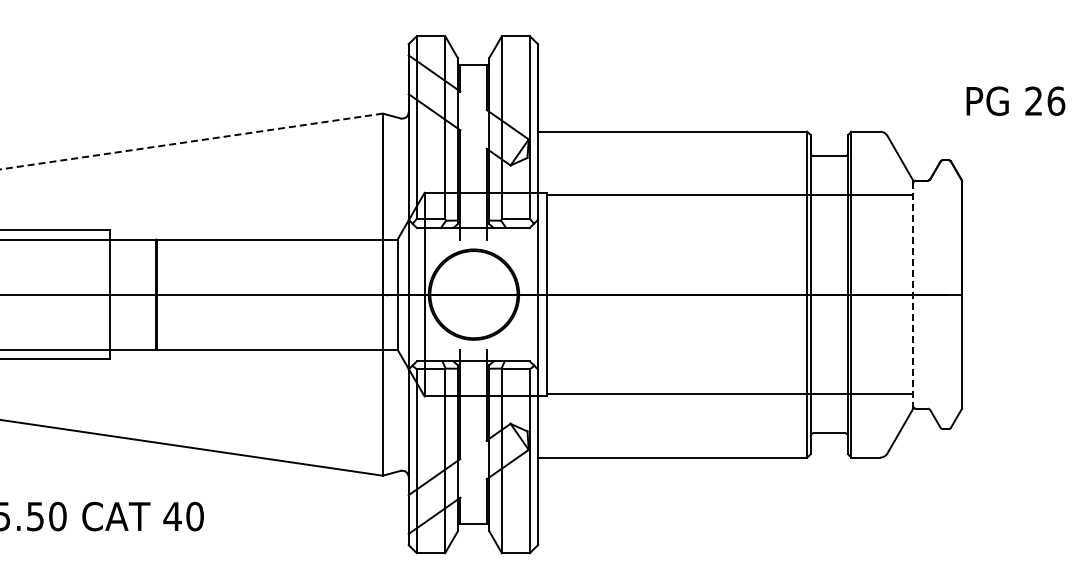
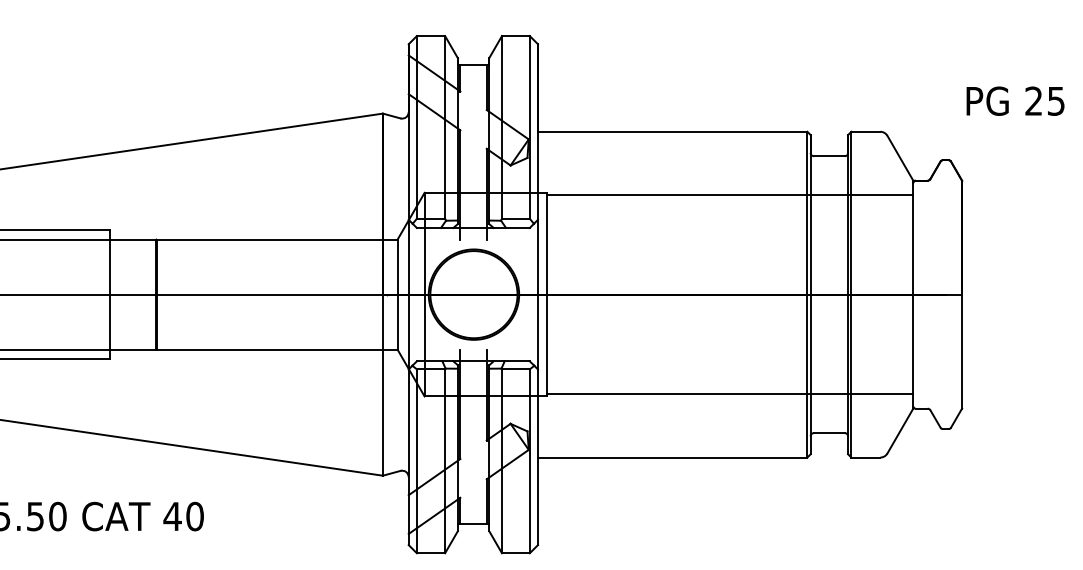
text: 26 -> 25 (1056, 100)
line: dashed -> solid (191, 141)
line: dashed -> solid (913, 294)
